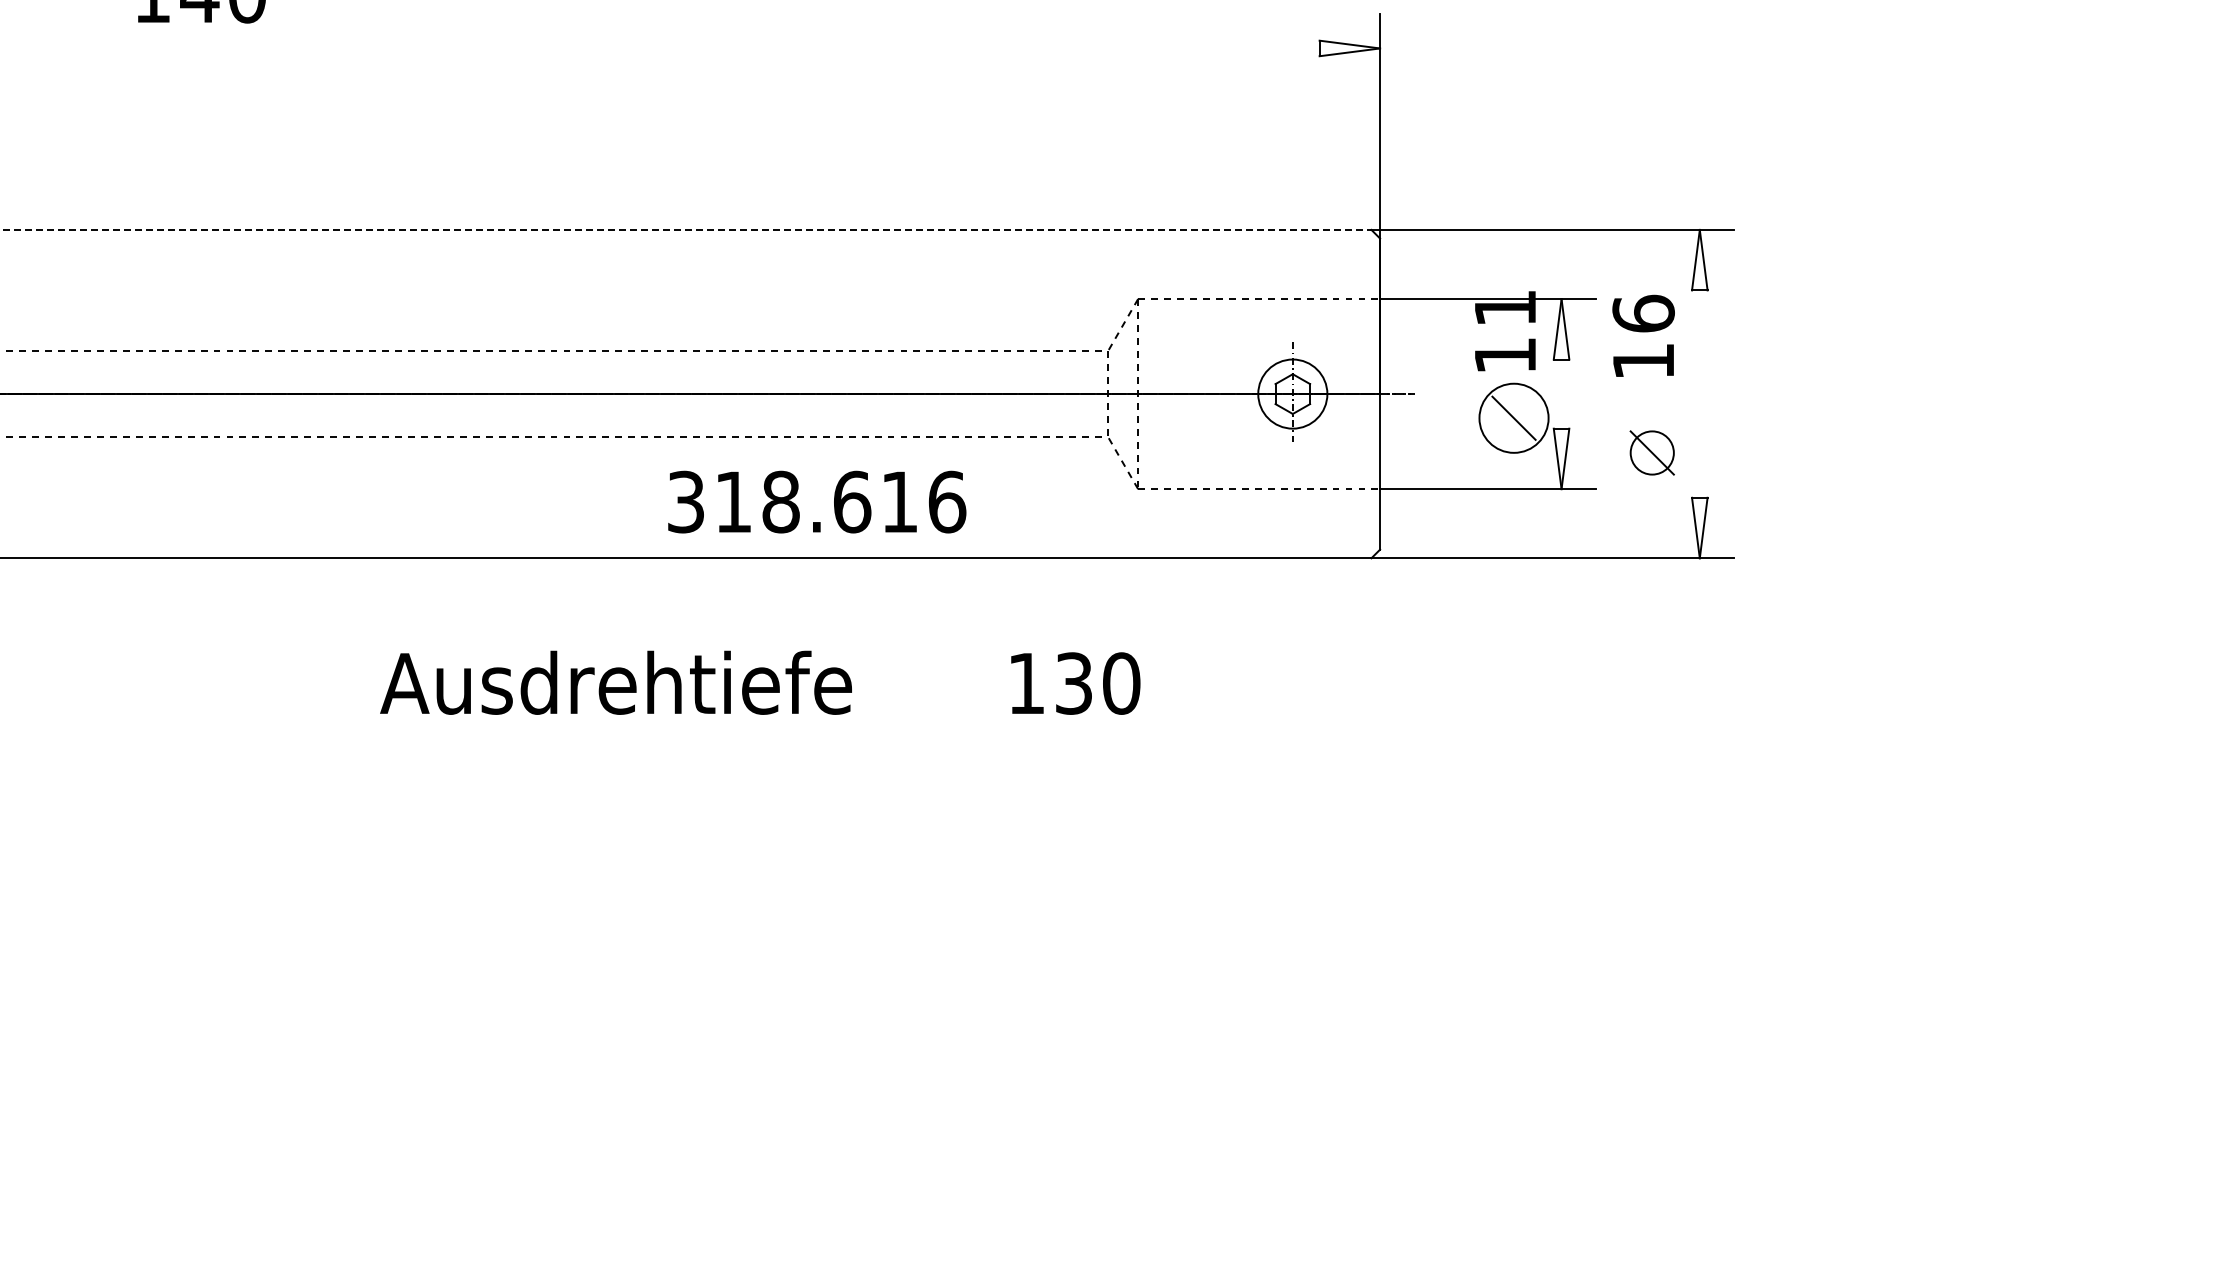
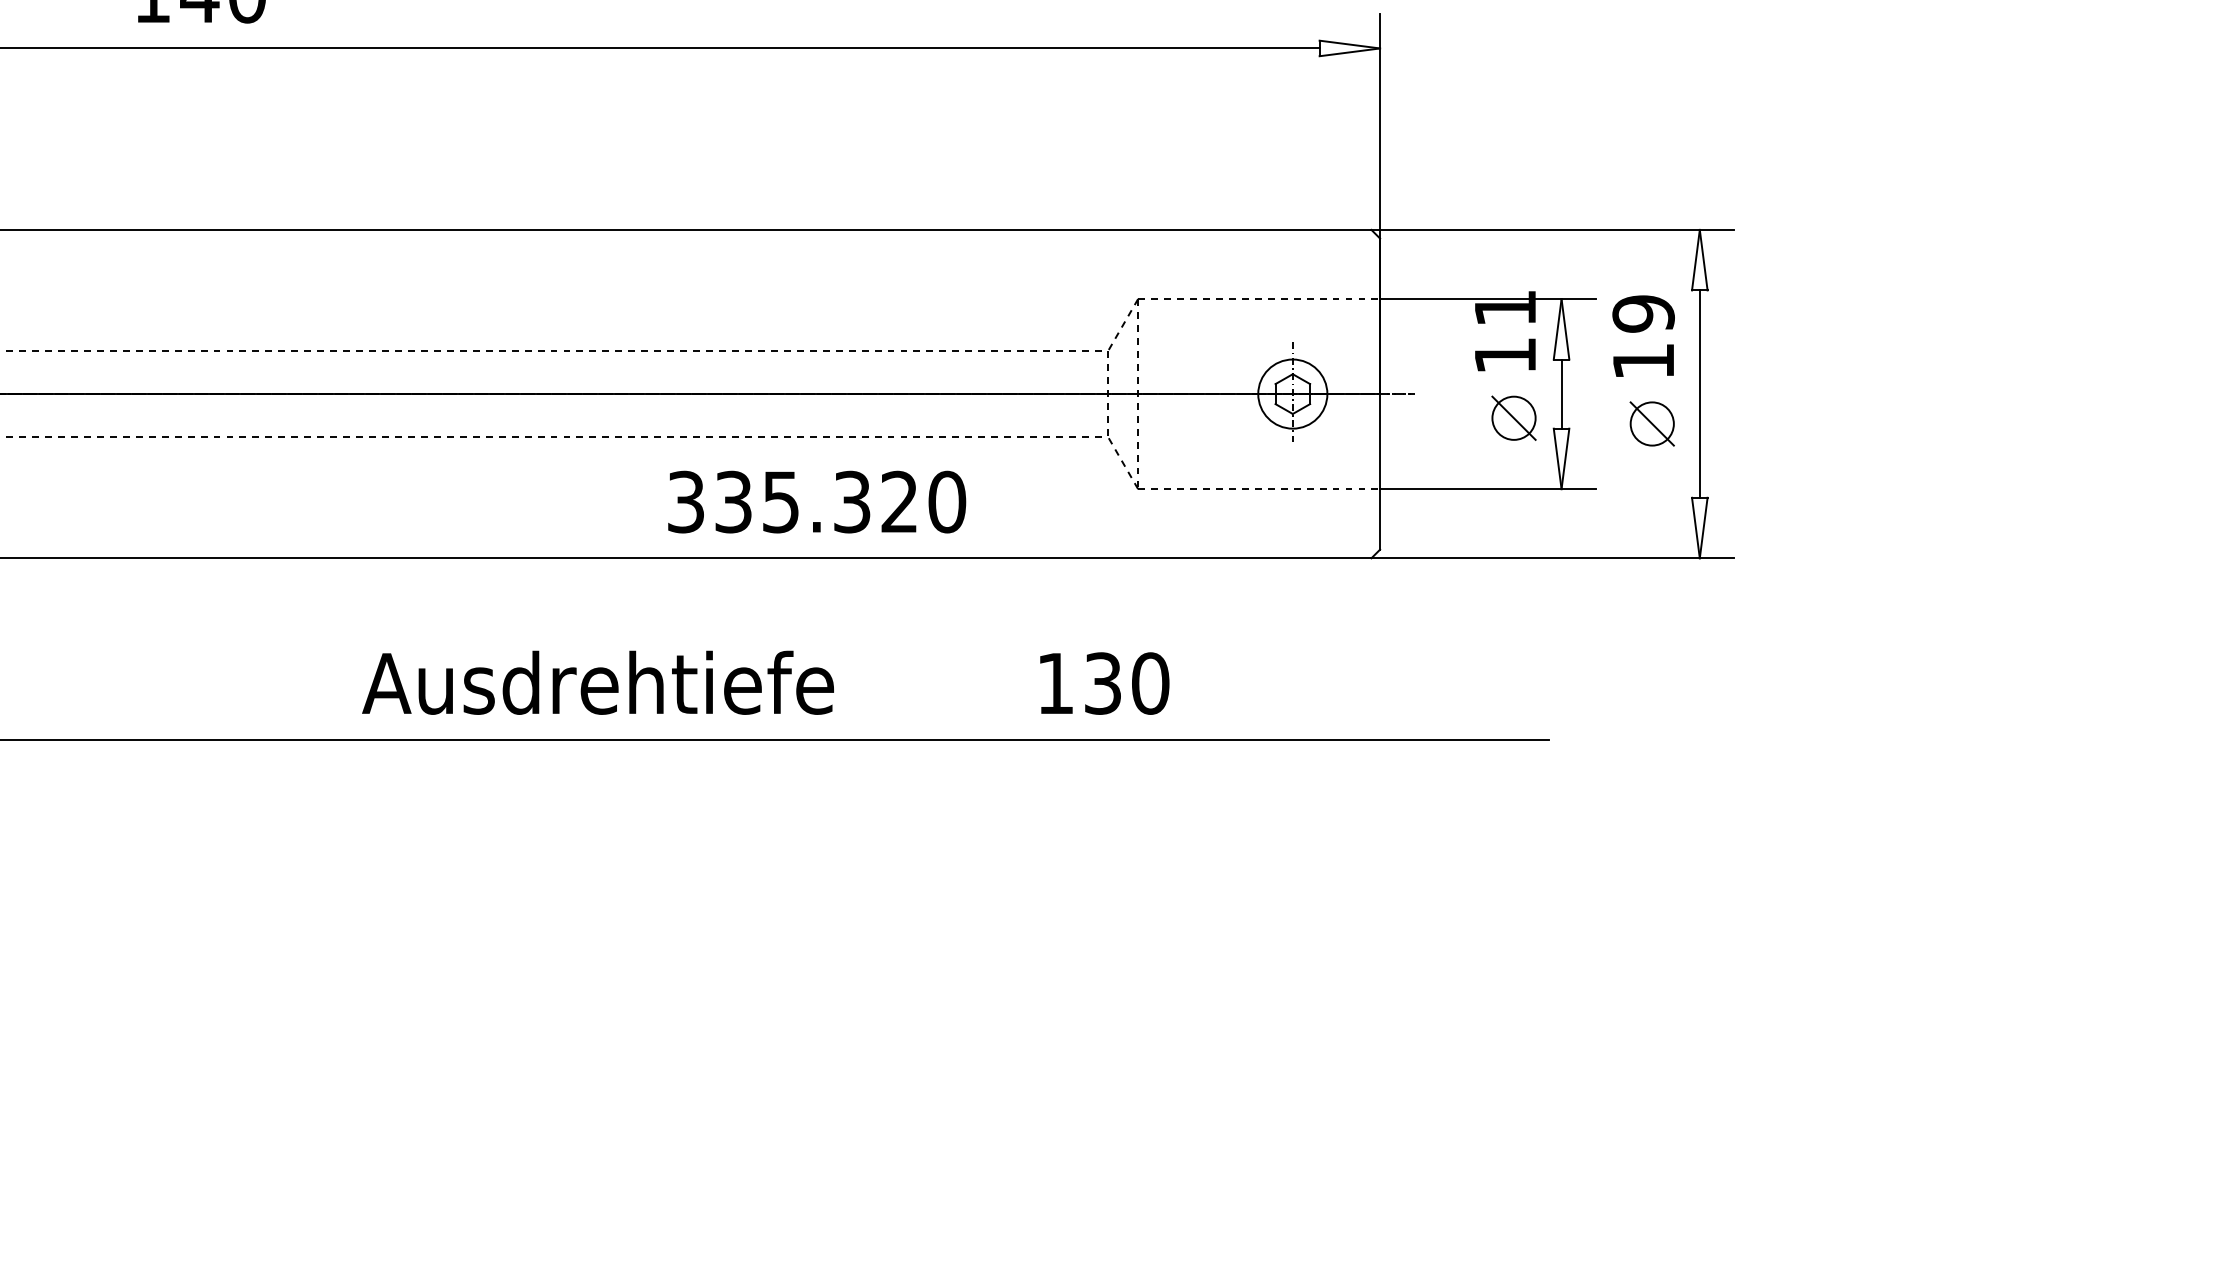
line: none -> present (660, 48)
line: dashed -> solid (686, 229)
text: 16 -> 19 (1643, 313)
line: none -> present (1561, 393)
line: none -> present (1699, 393)
circle diameter: 69 px -> 43 px (1513, 417)
part position: (1651, 452) -> (1651, 423) (1651, 423)
text: 318.616 -> 335.320 (840, 501)
text position: (615, 682) -> (597, 682) (597, 682)
text position: (1075, 683) -> (1104, 683) (1104, 683)
line: none -> present (775, 739)
